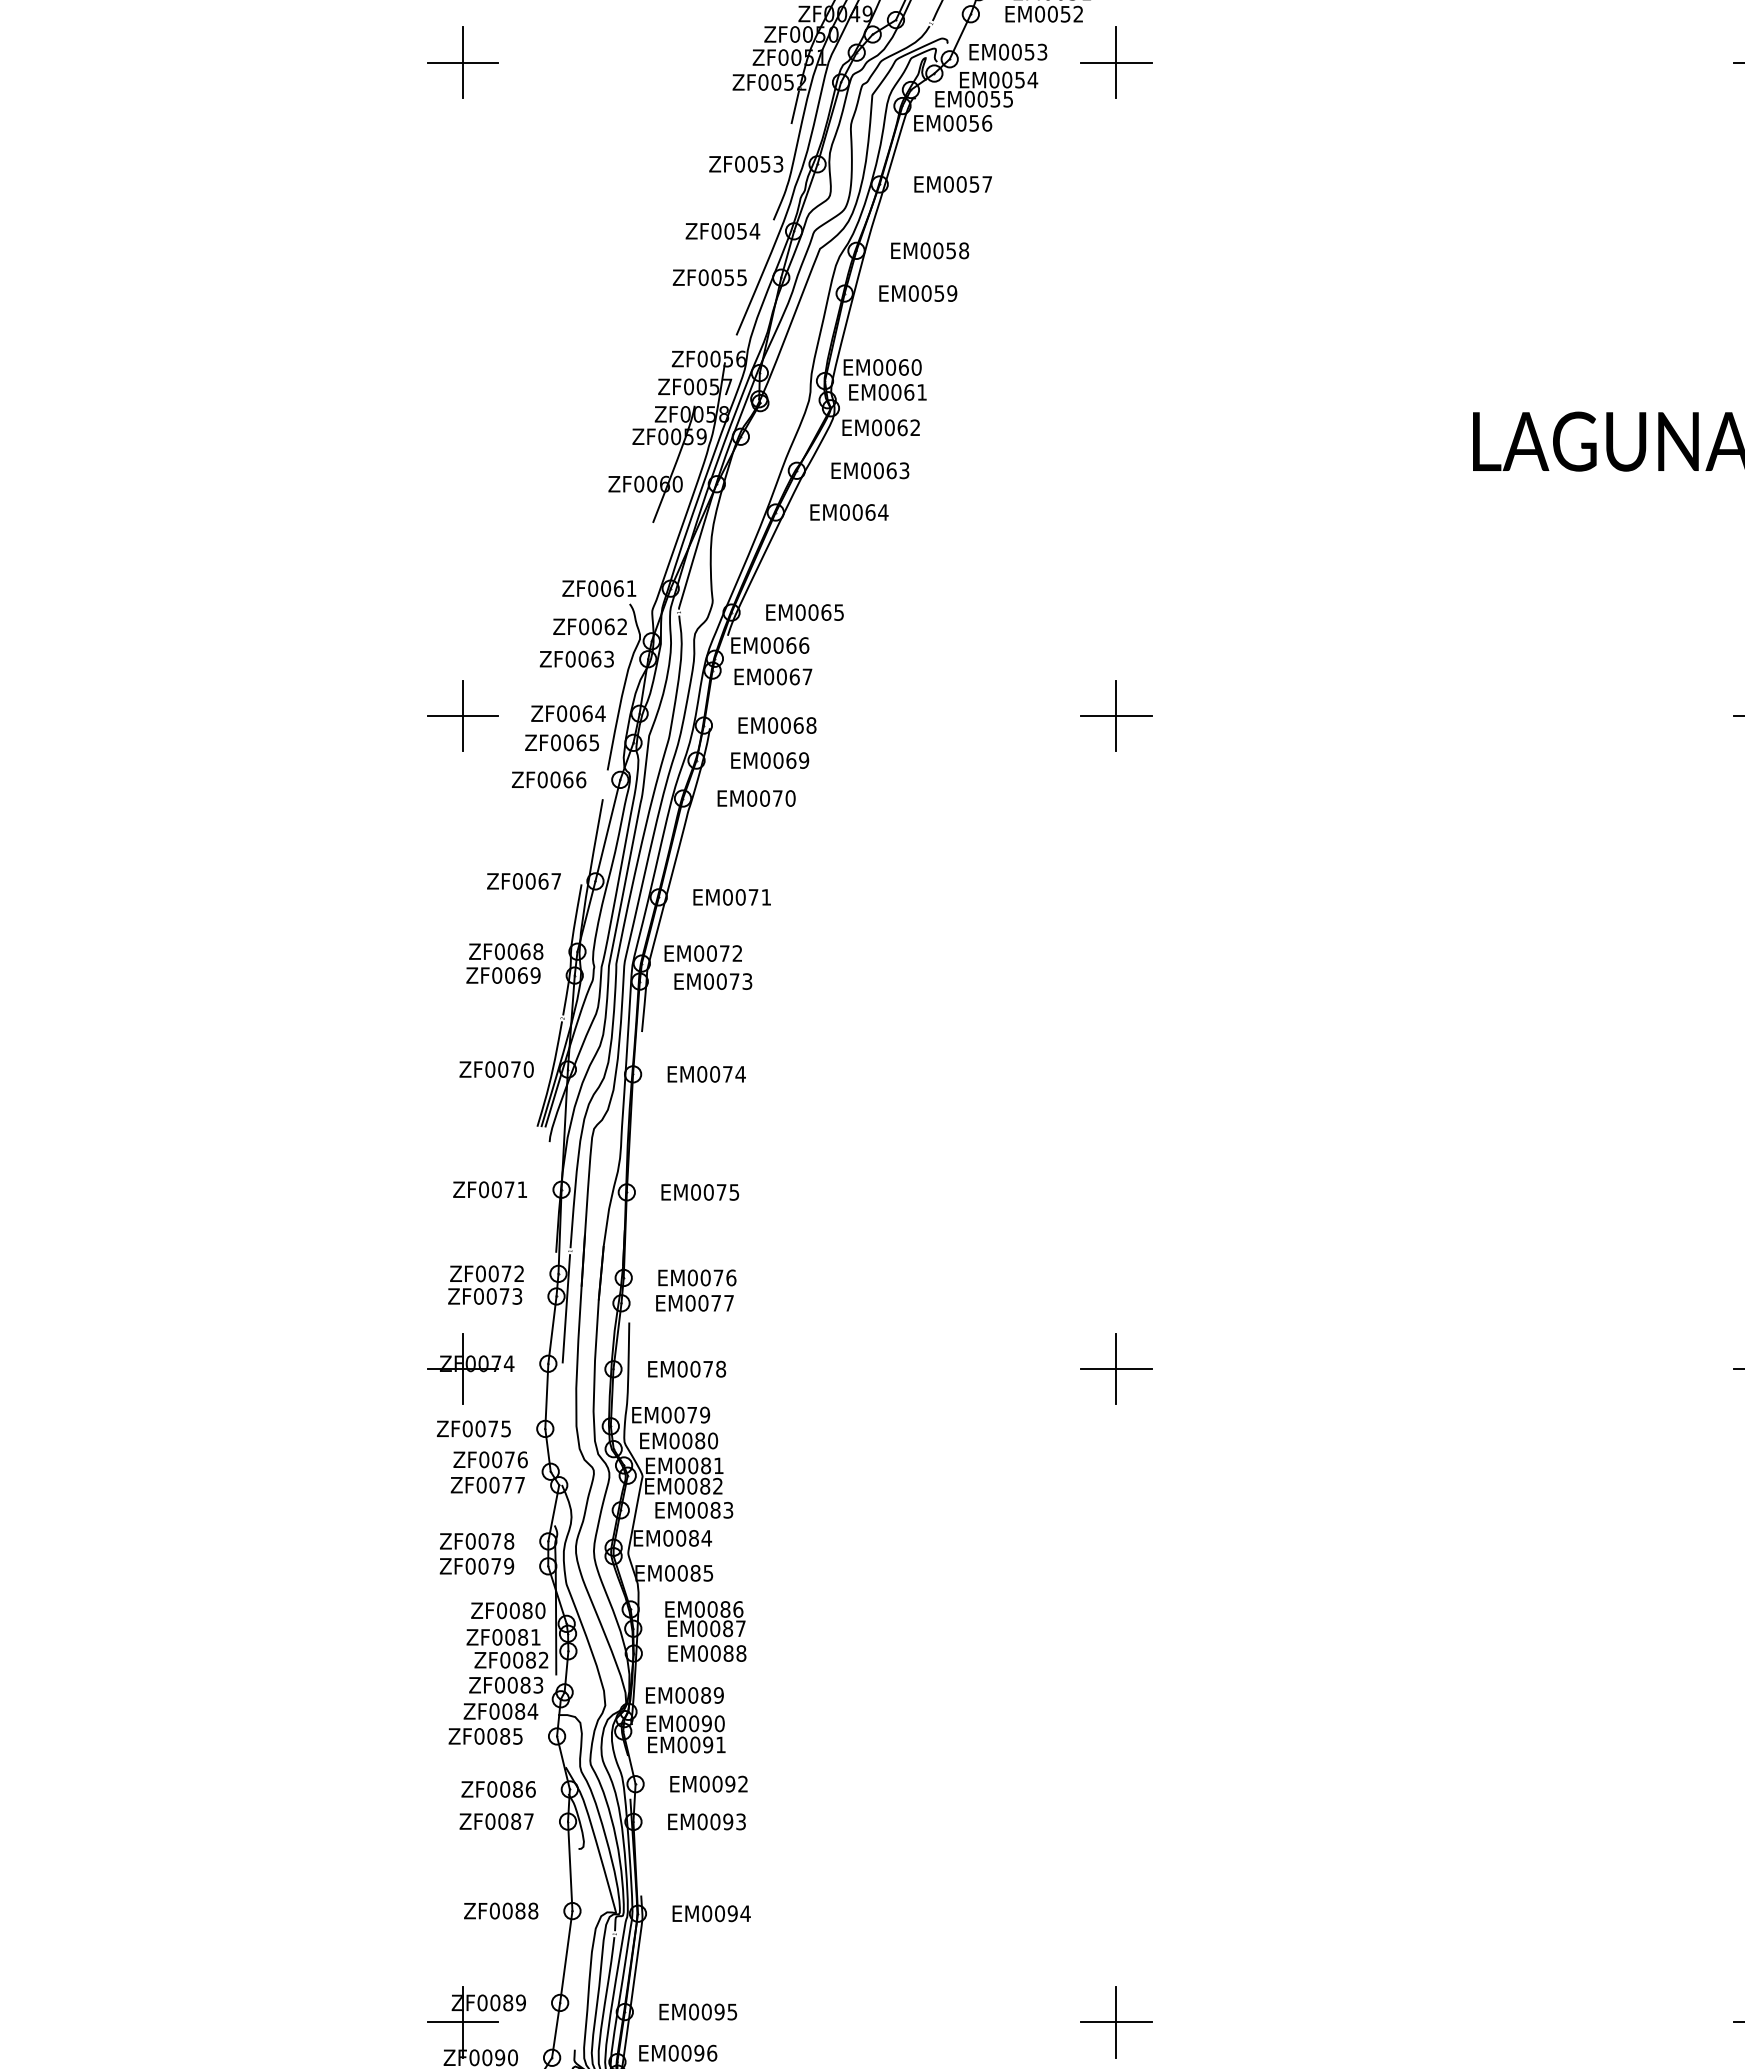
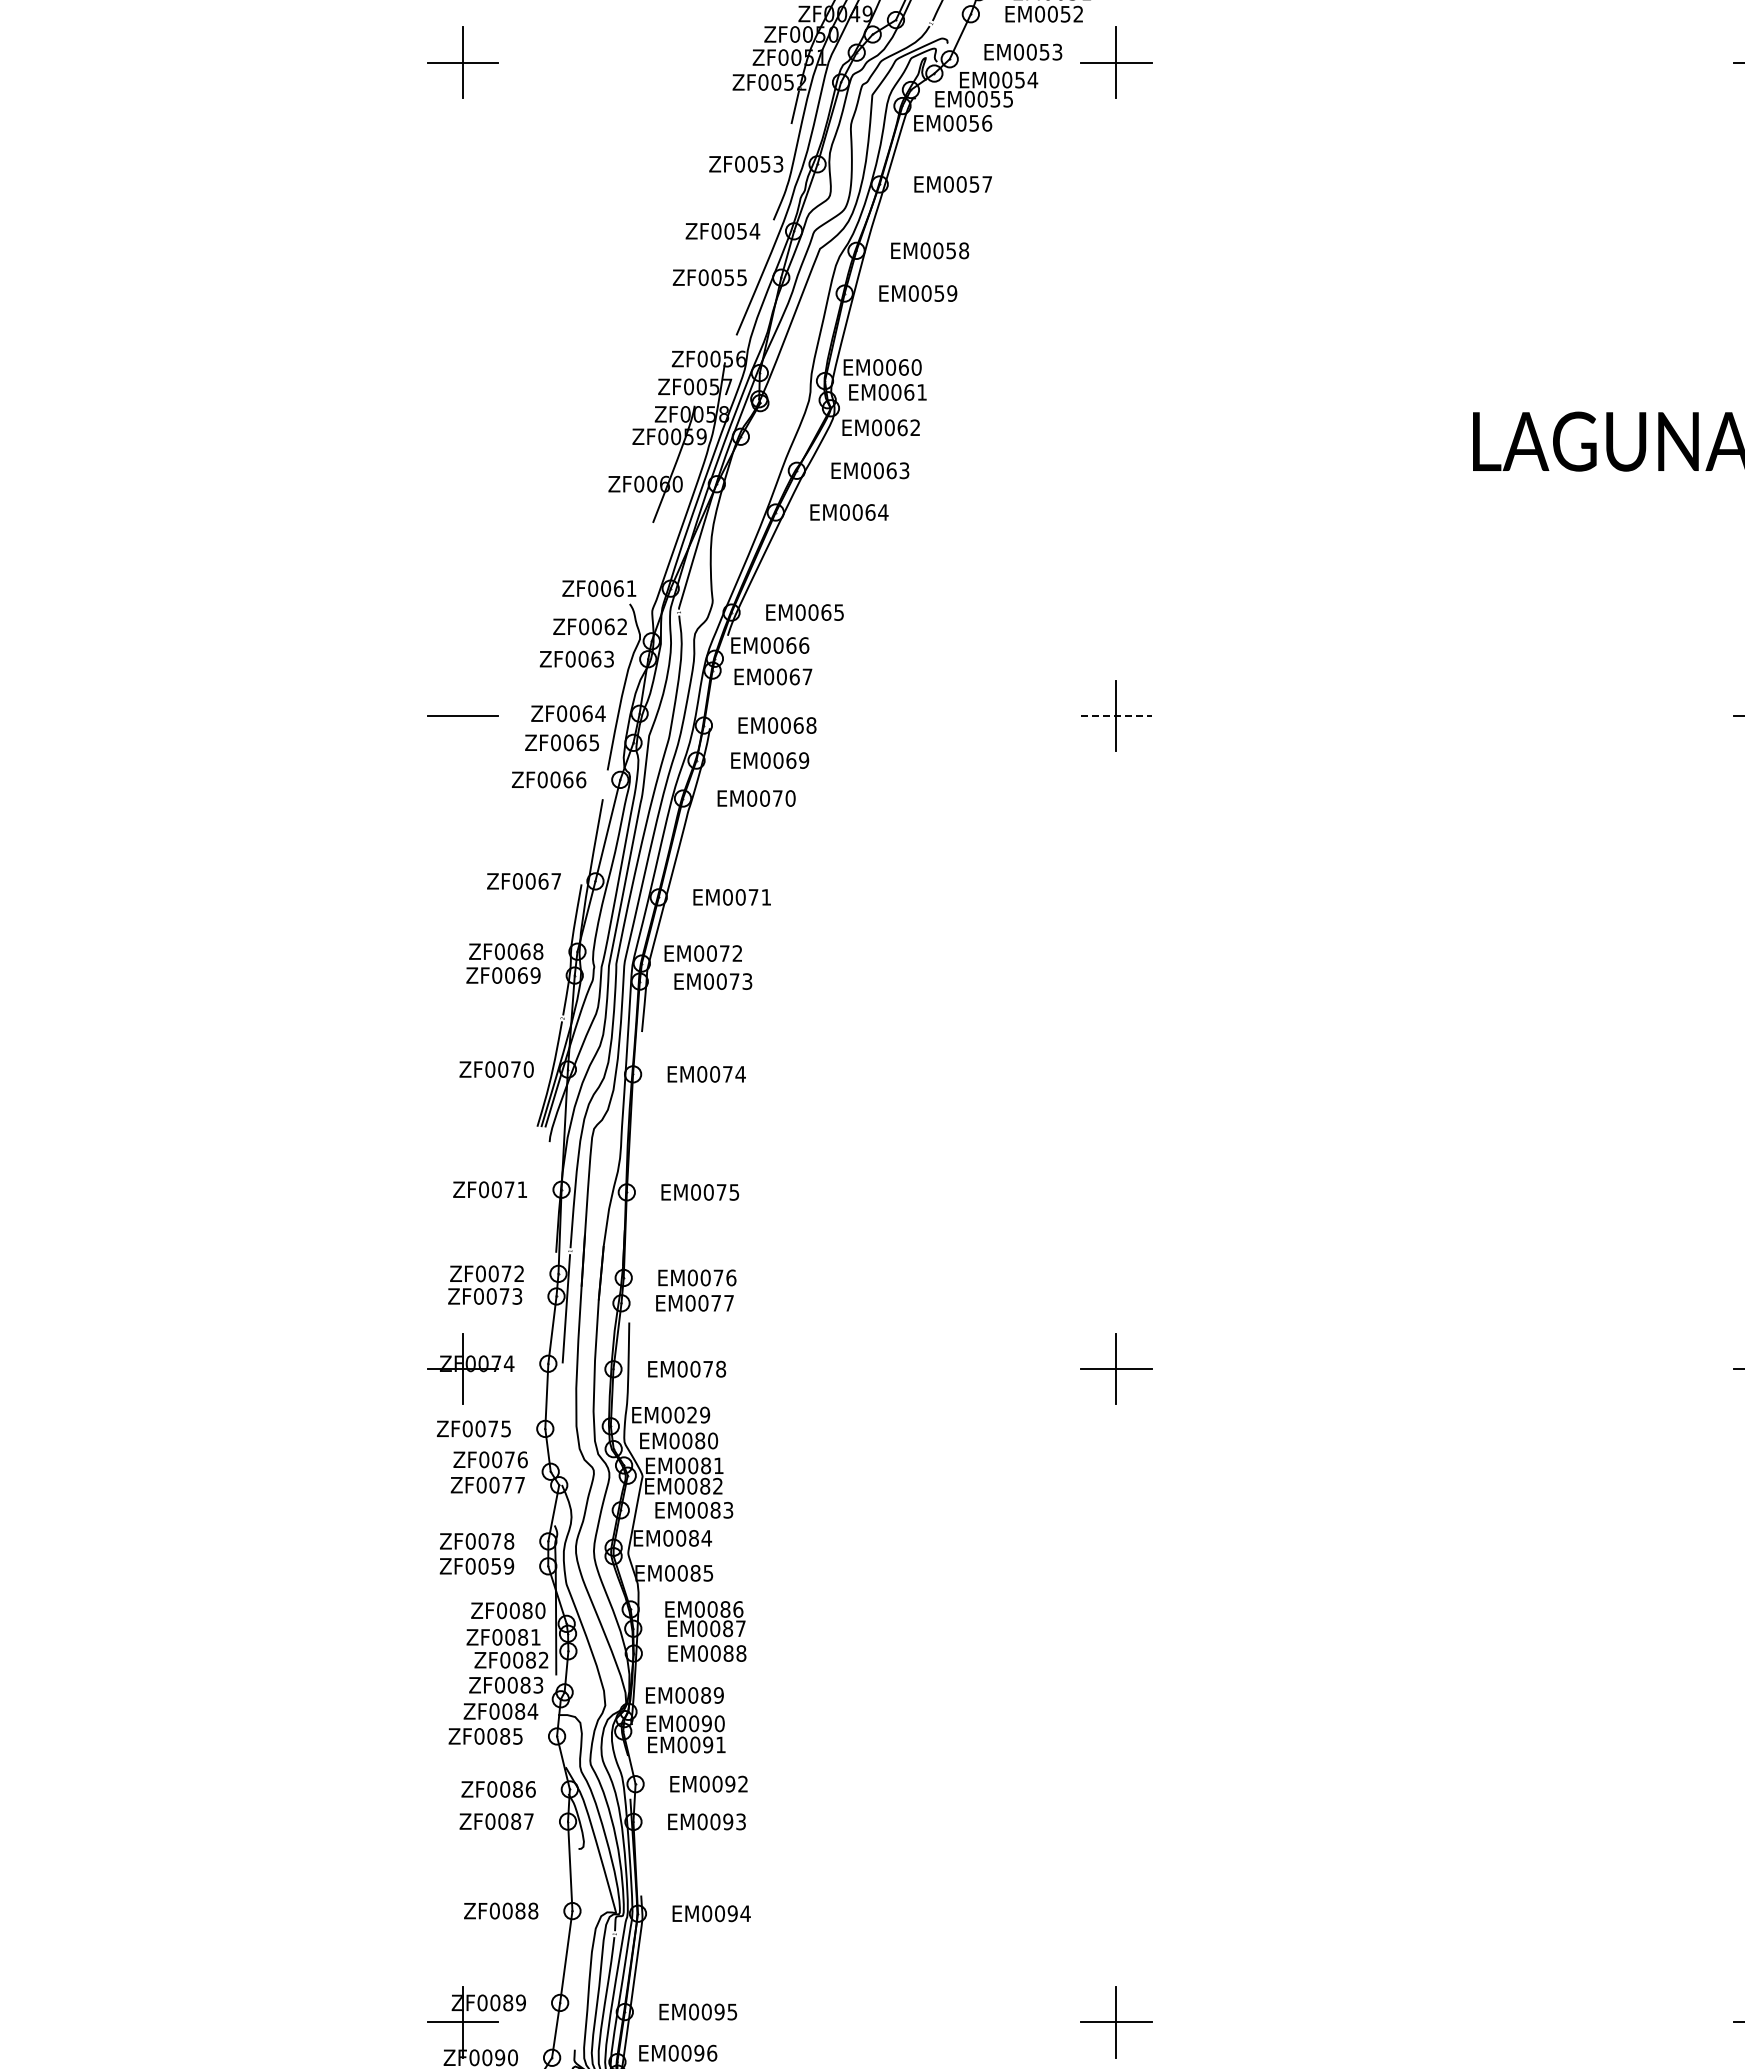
text position: (1008, 51) -> (1023, 51) (1023, 51)
line: present -> none (463, 715)
line: solid -> dashed (1116, 715)
text: EM0079 -> EM0029 (691, 1414)
text: ZF0079 -> ZF0059 (495, 1566)
